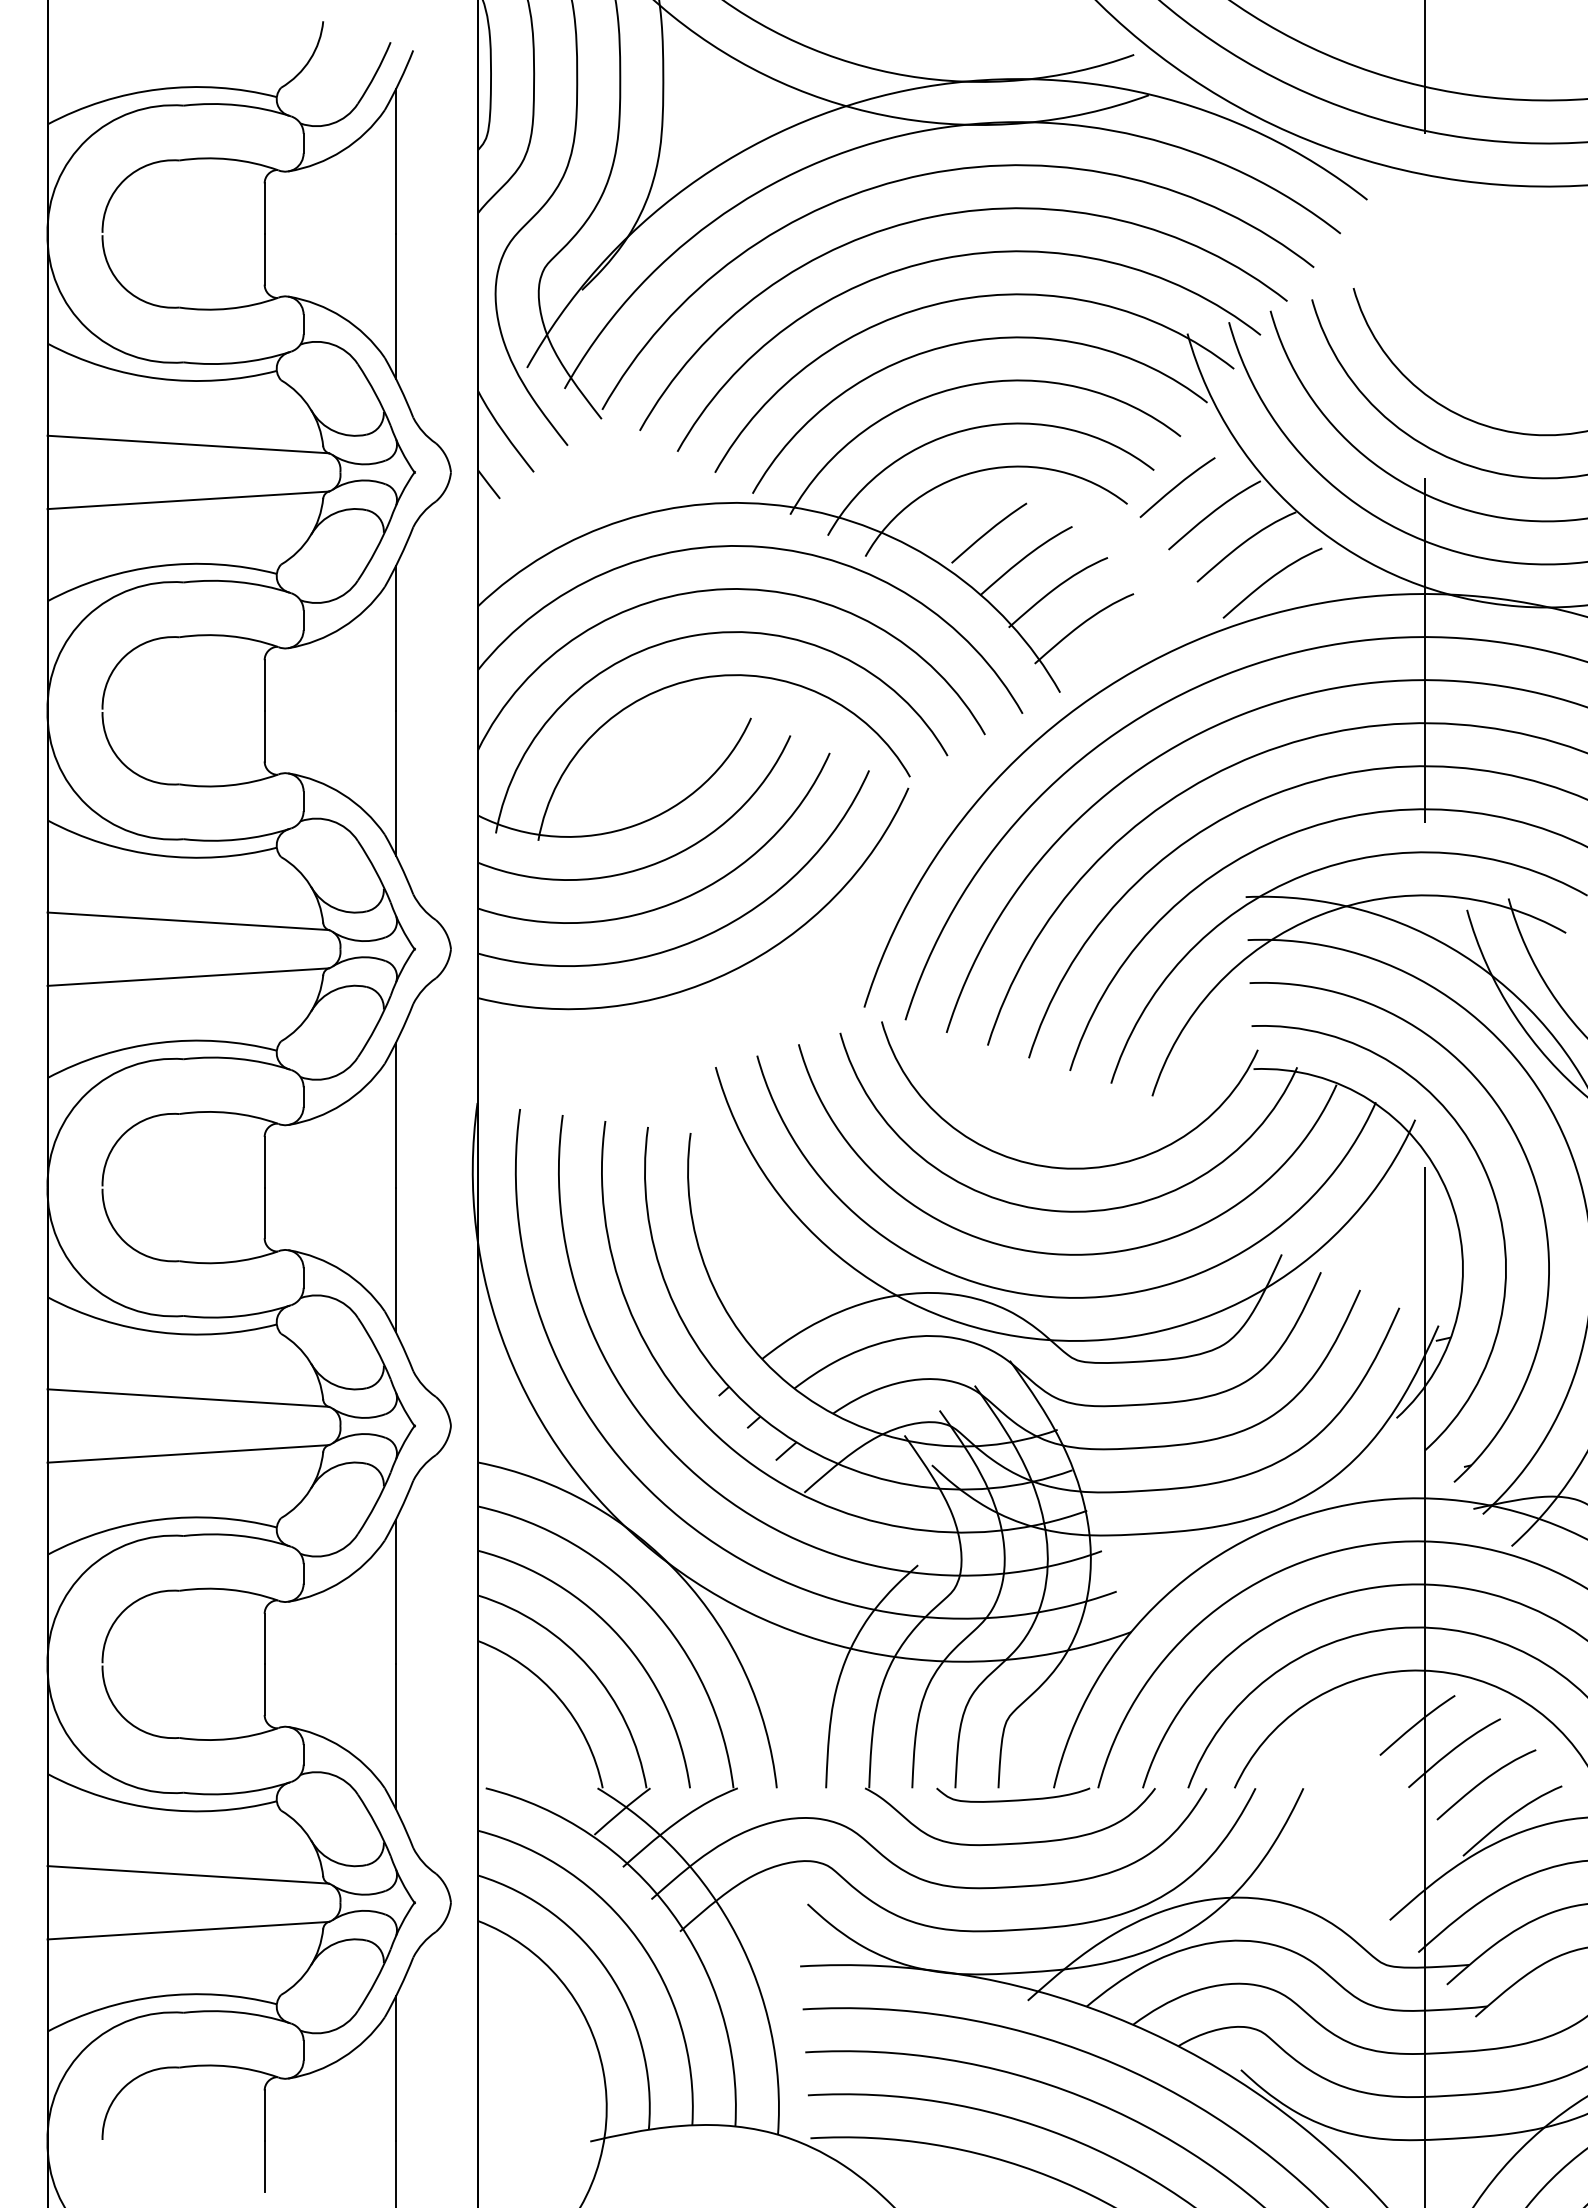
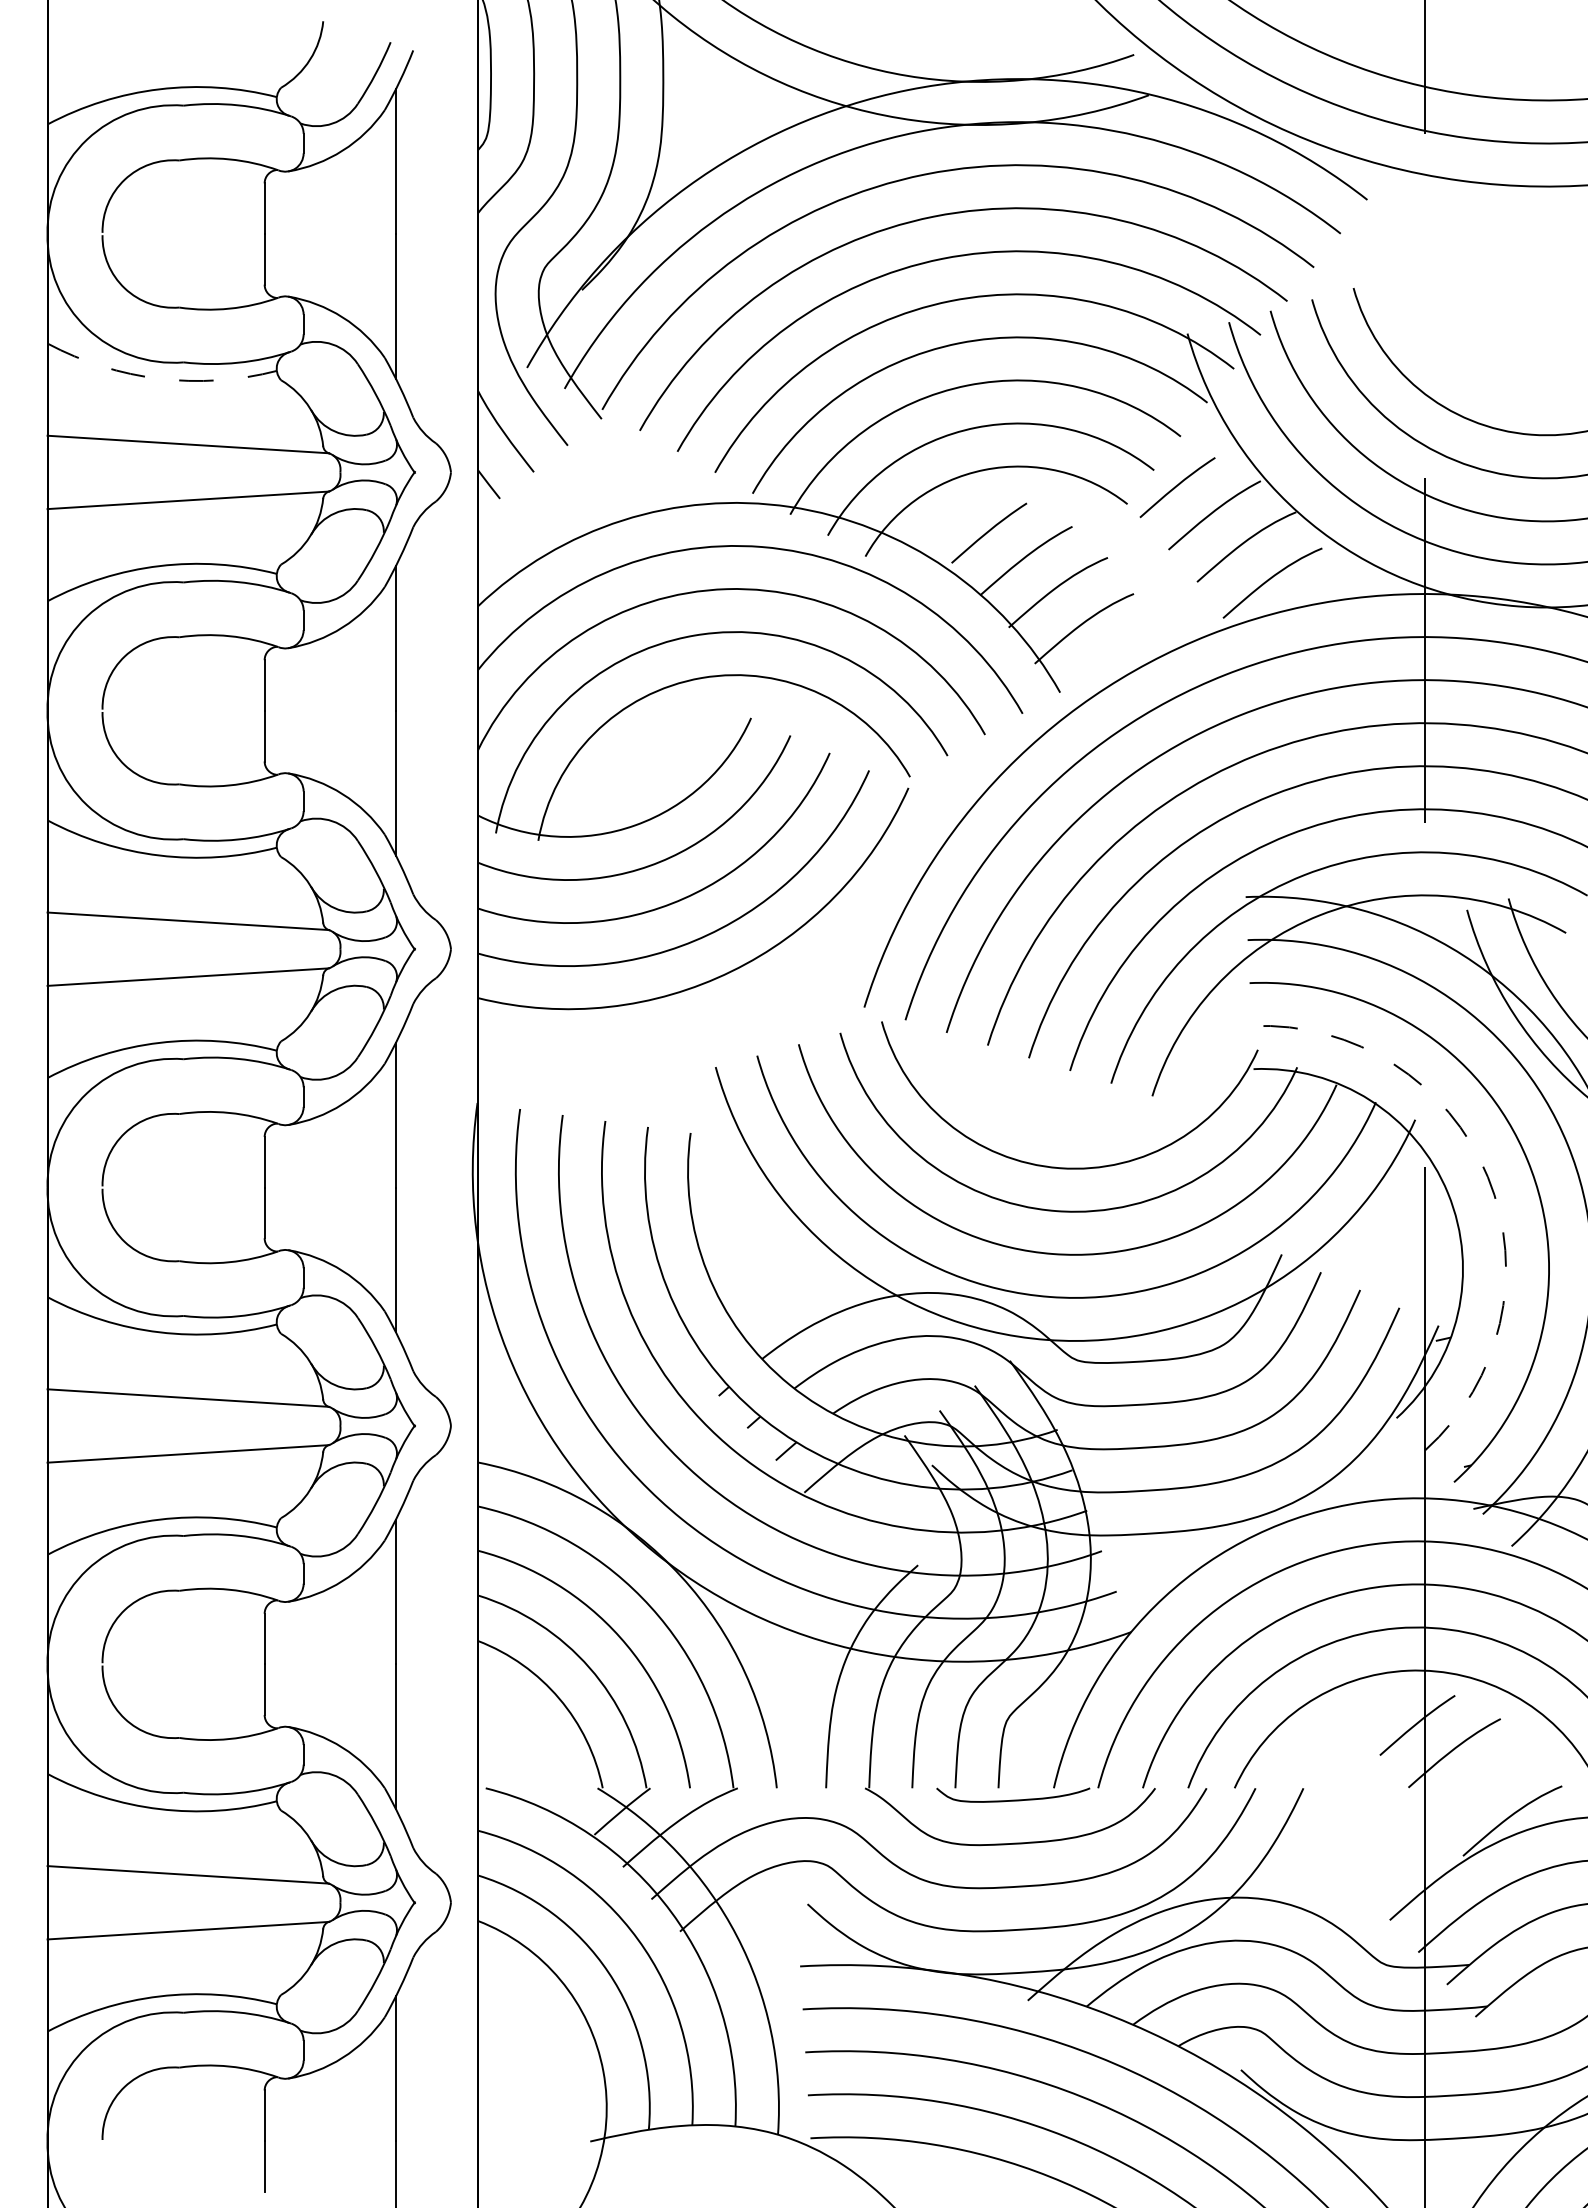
arc: solid -> dashed (159, 378)
arc: solid -> dashed (1487, 1177)
curve: present -> none (1484, 1781)
